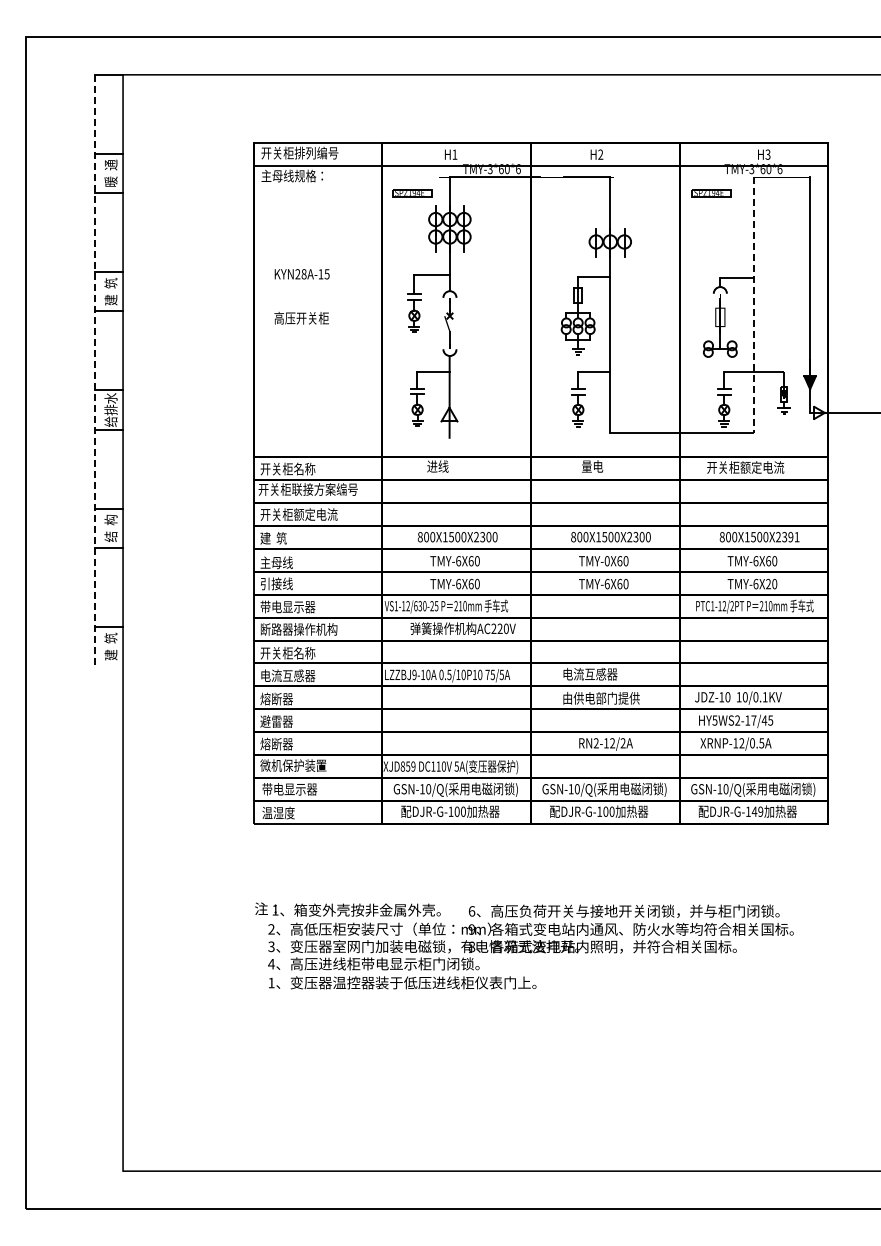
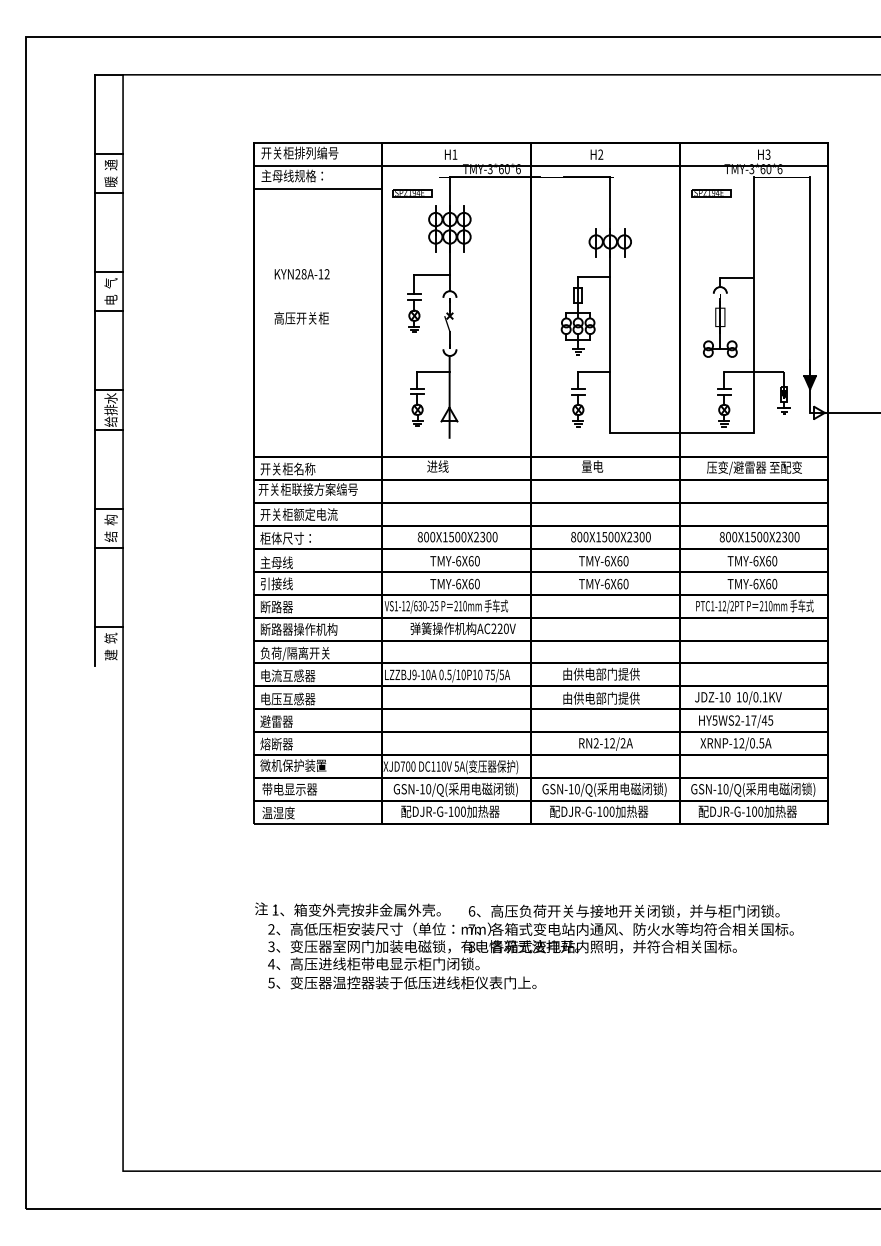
line: none -> present (317, 188)
text: KYN28A-15 -> KYN28A-12 (326, 274)
text: 建  筑 -> 电  气 (110, 291)
line: dashed -> solid (754, 305)
line: dashed -> solid (95, 370)
text: 开关柜额定电流 -> 压变/避雷器 至配变 (754, 468)
text: 800X1500X2391 -> 800X1500X2300 (793, 537)
text: 建  筑 -> 柜体尺寸： (285, 538)
text: TMY-0X60 -> TMY-6X60 (606, 561)
text: TMY-6X20 -> TMY-6X60 (768, 583)
text: 带电显示器 -> 断路器 (287, 606)
text: 开关柜名称 -> 负荷/隔离开关 (294, 653)
text: 电流互感器 -> 由供电部门提供 (601, 673)
text: 熔断器 -> 电压互感器 (287, 698)
text: XJD859 -> XJD700 (407, 766)
text: DJR-G-149 -> DJR-G-100 (757, 811)
text: 9 -> 7 (471, 929)
text: 1 -> 5 (271, 982)
